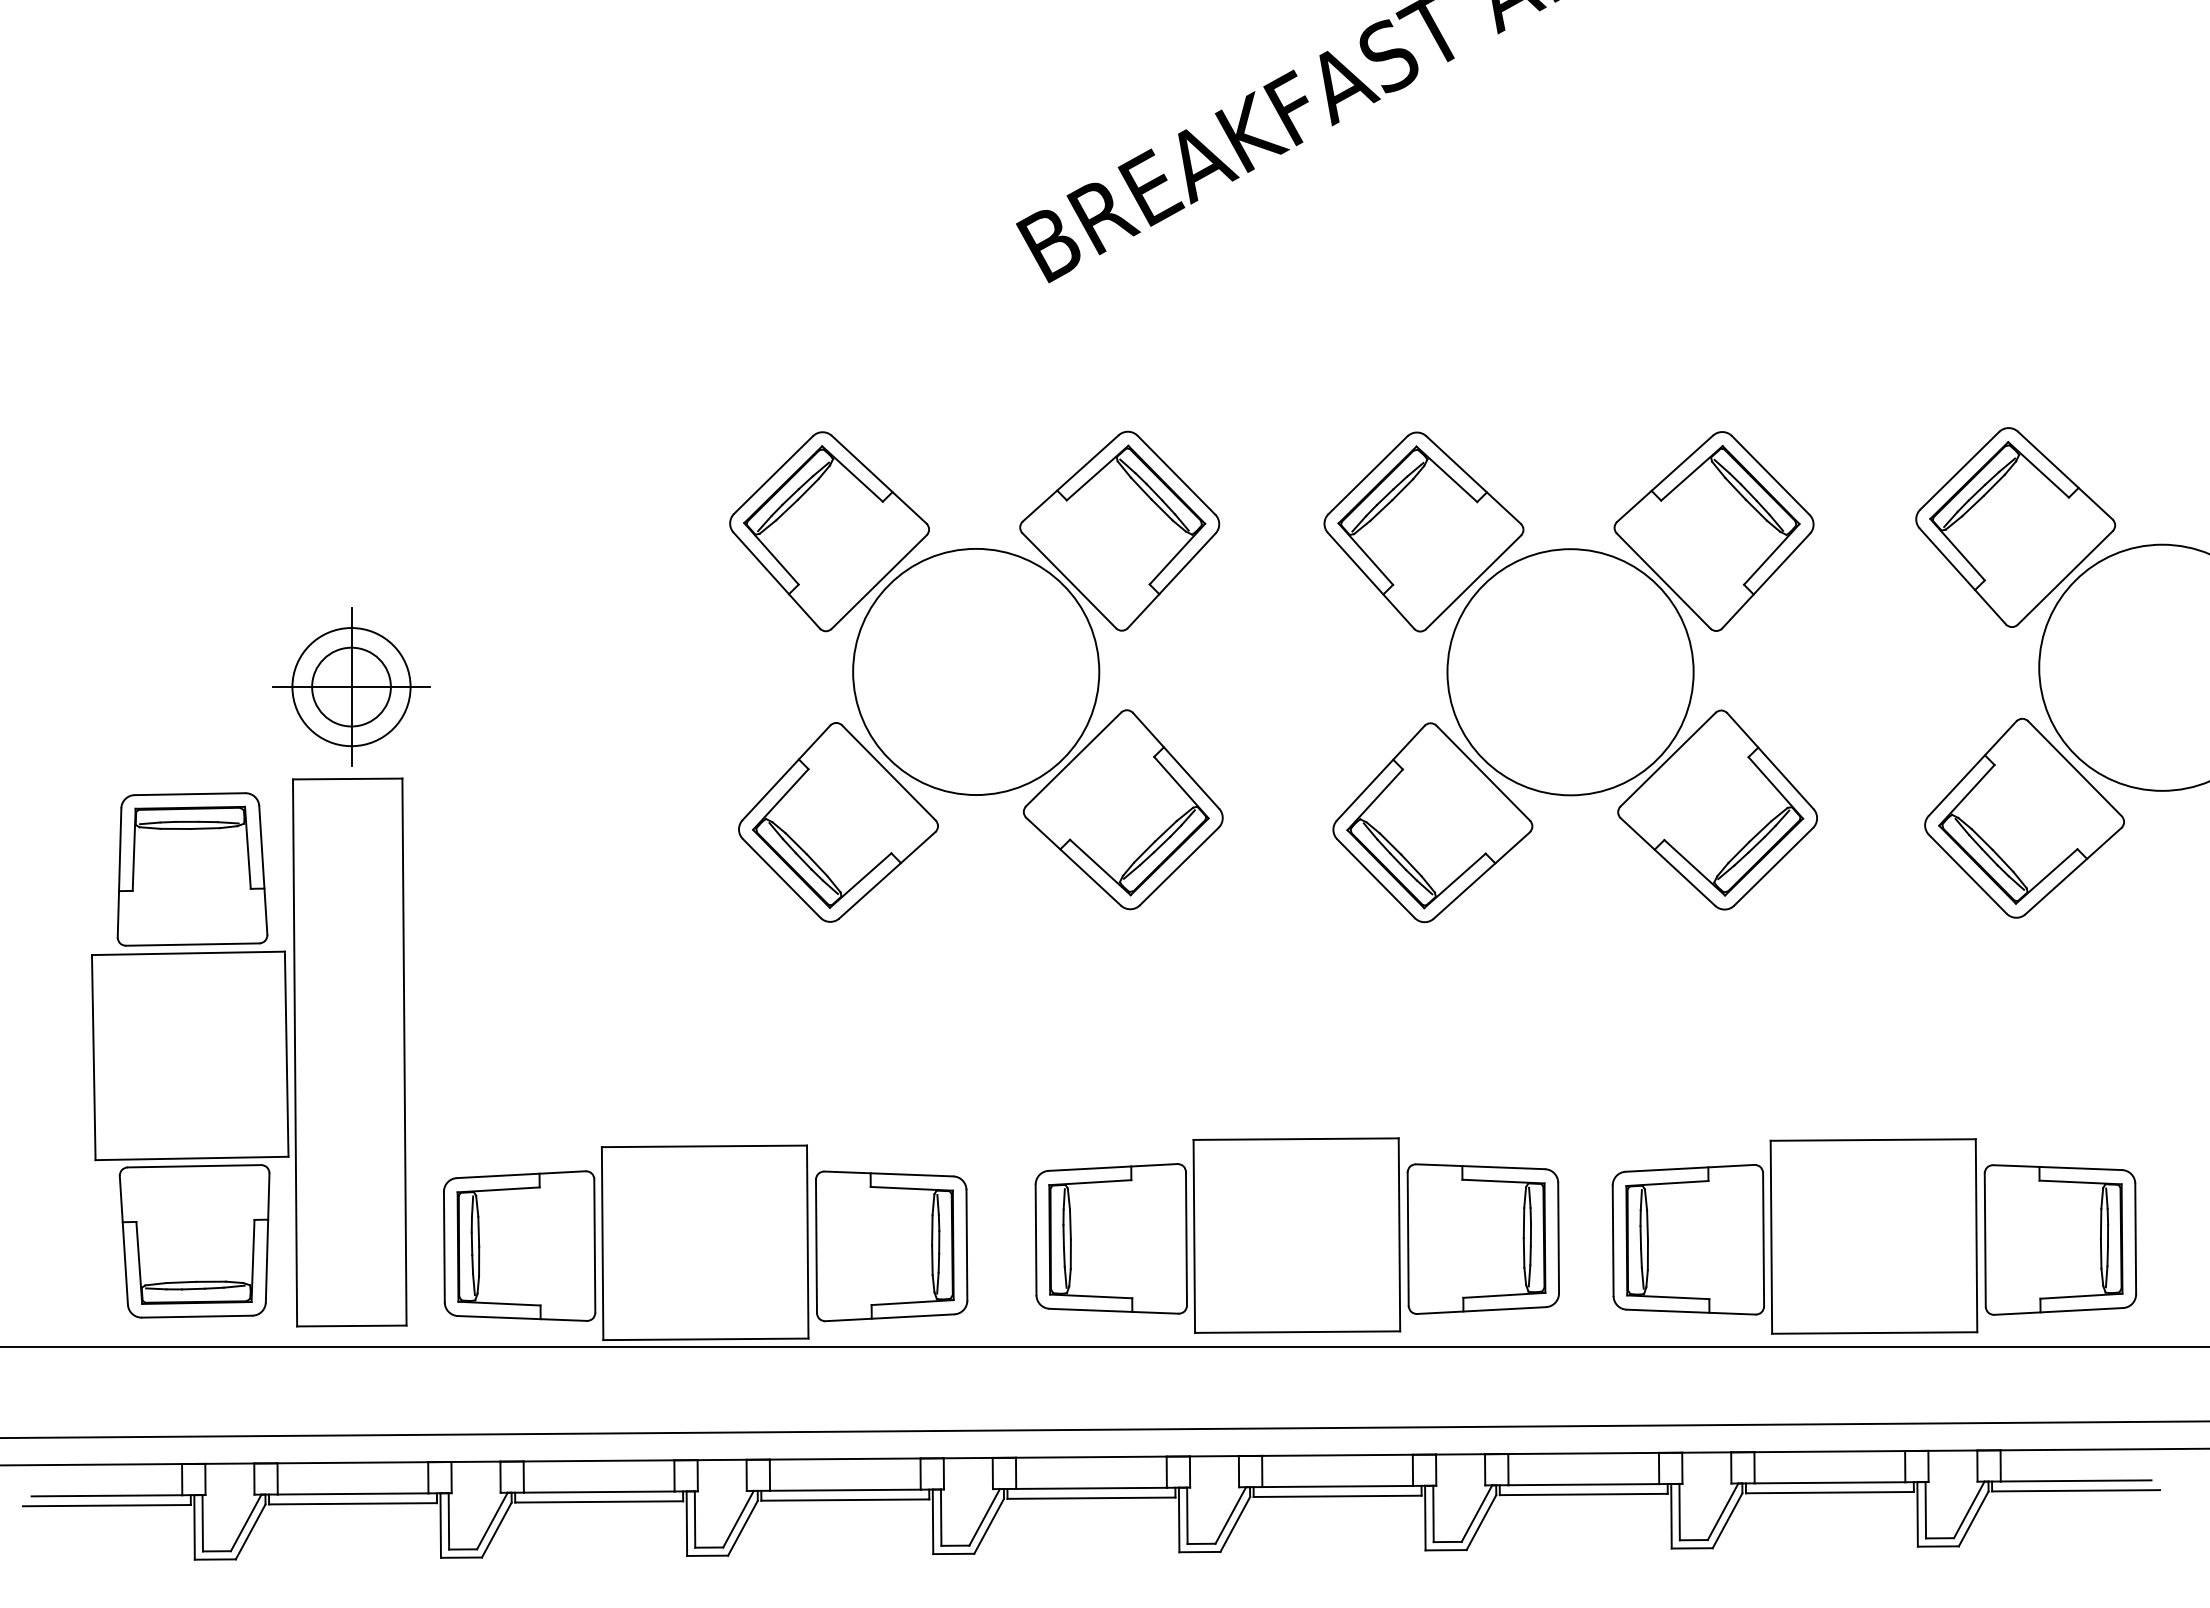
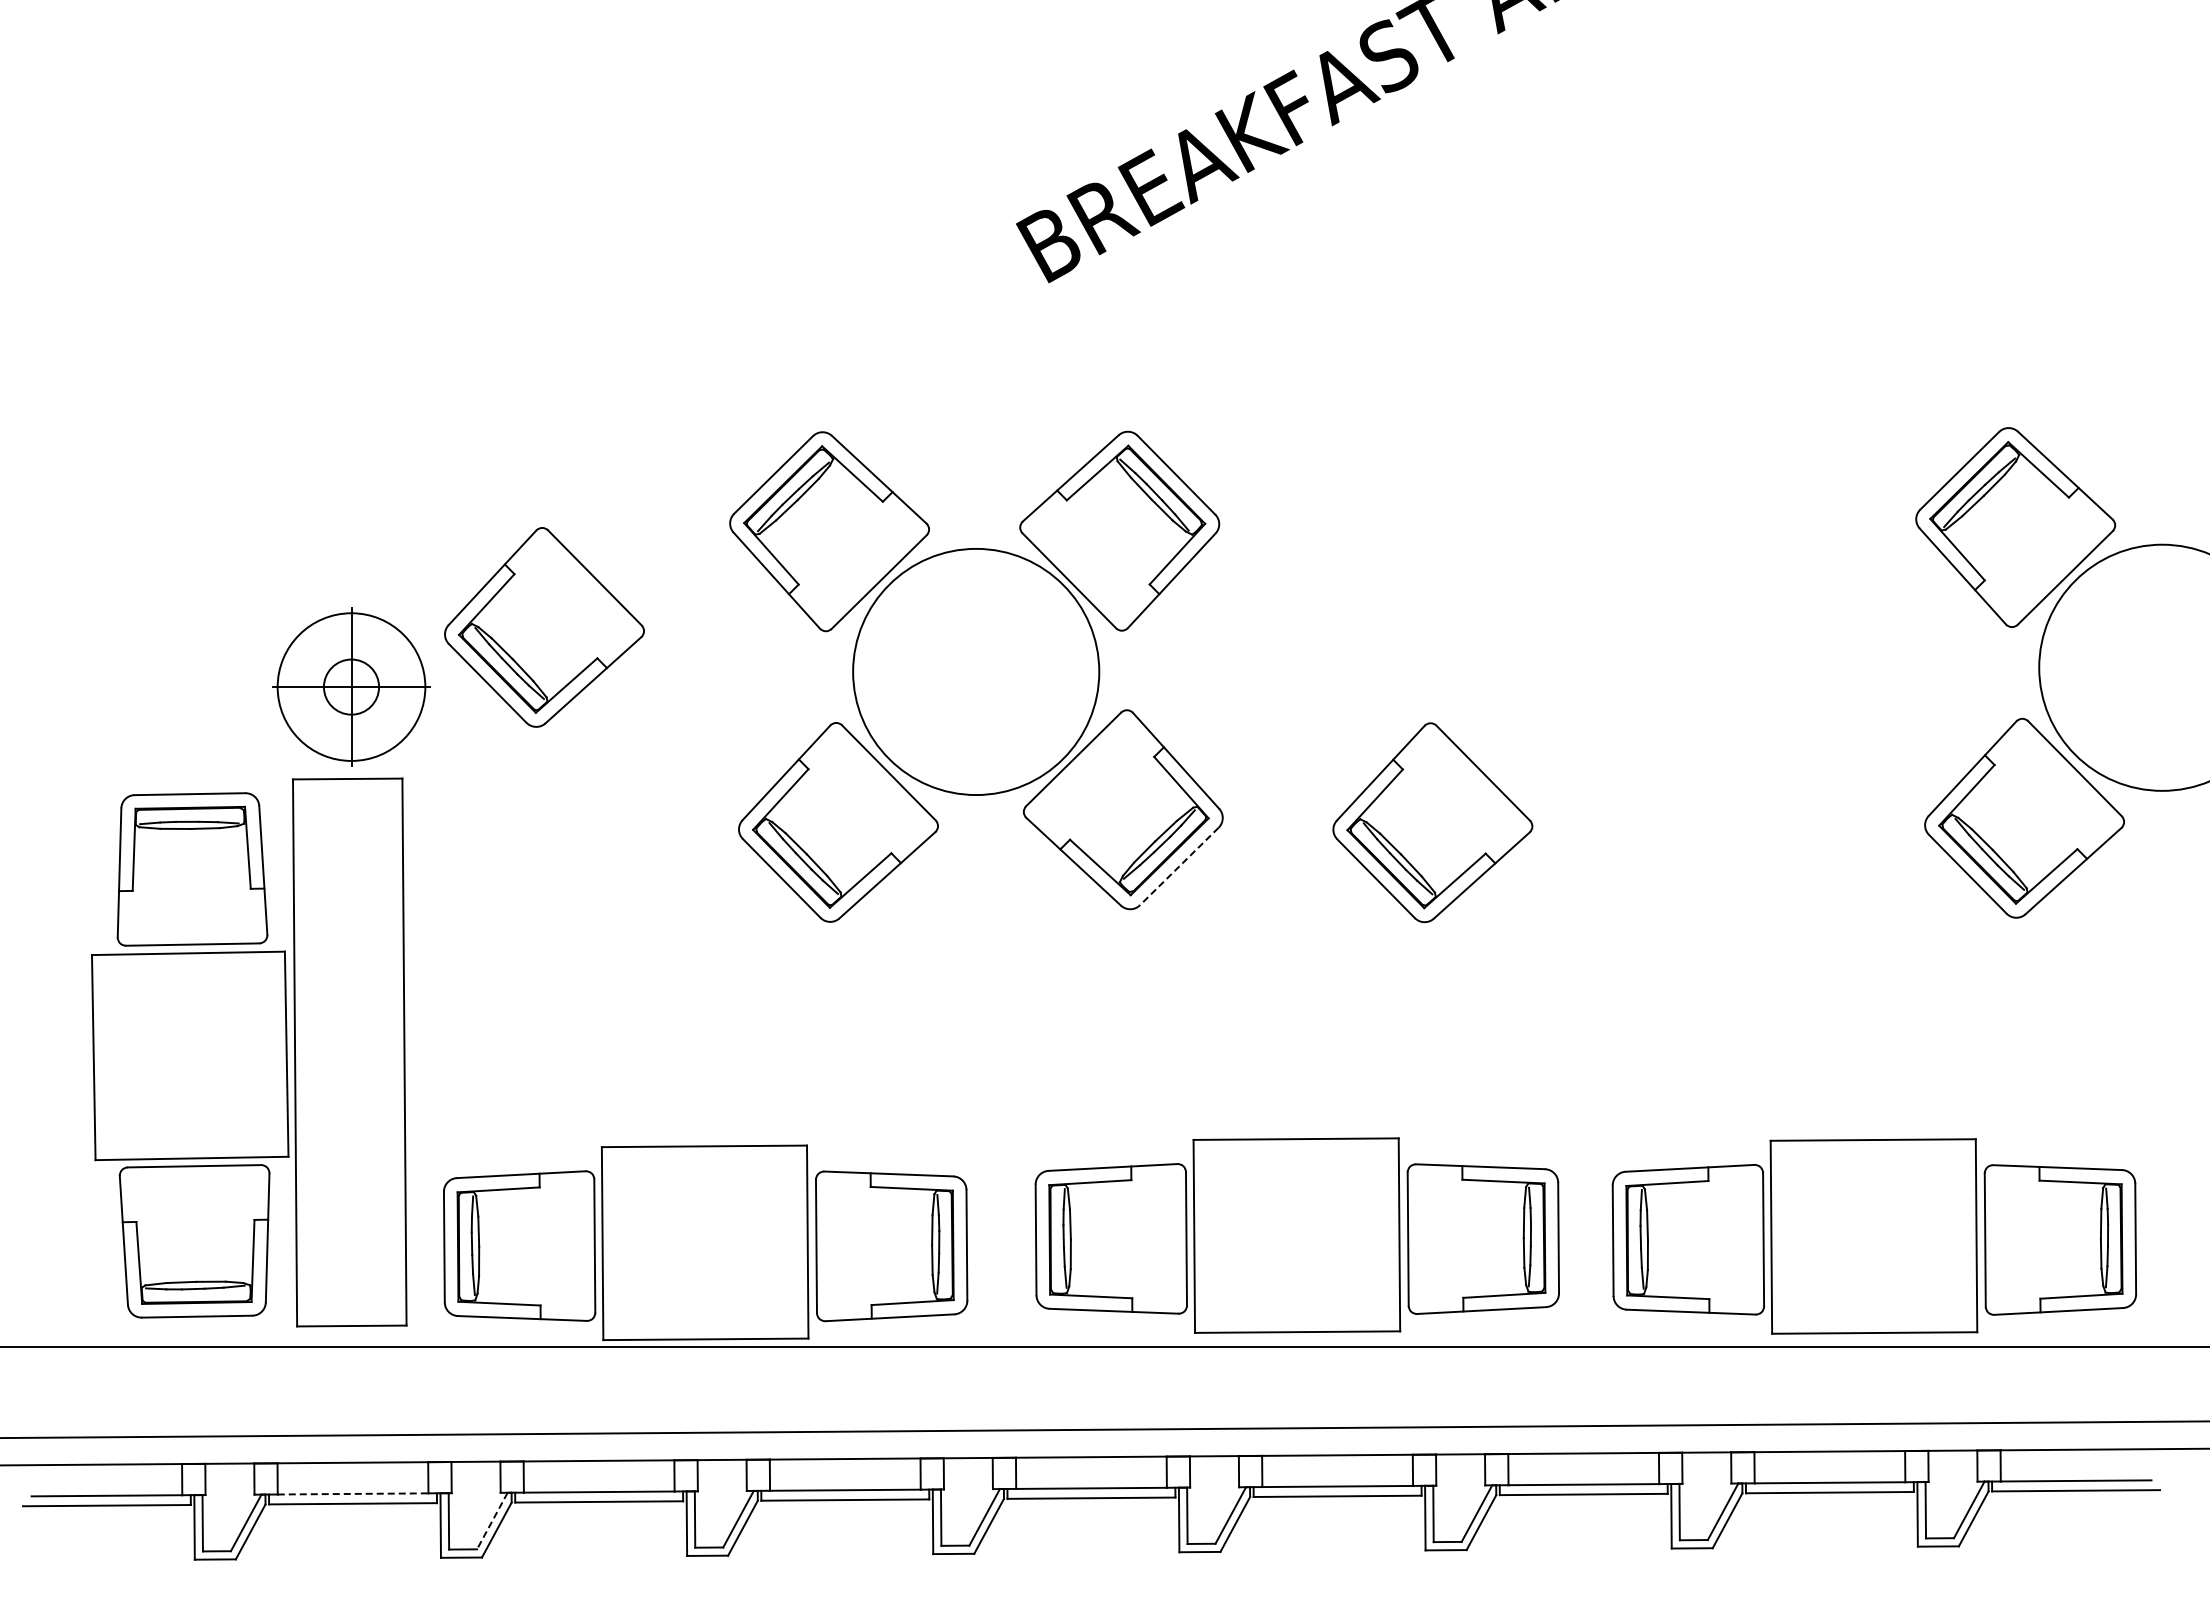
part: none -> present (544, 627)
part: present -> none (1570, 670)
circle diameter: 79 px -> 55 px (351, 686)
circle diameter: 118 px -> 148 px (351, 686)
line: solid -> dashed (1178, 866)
line: solid -> dashed (353, 1493)
line: solid -> dashed (492, 1521)
